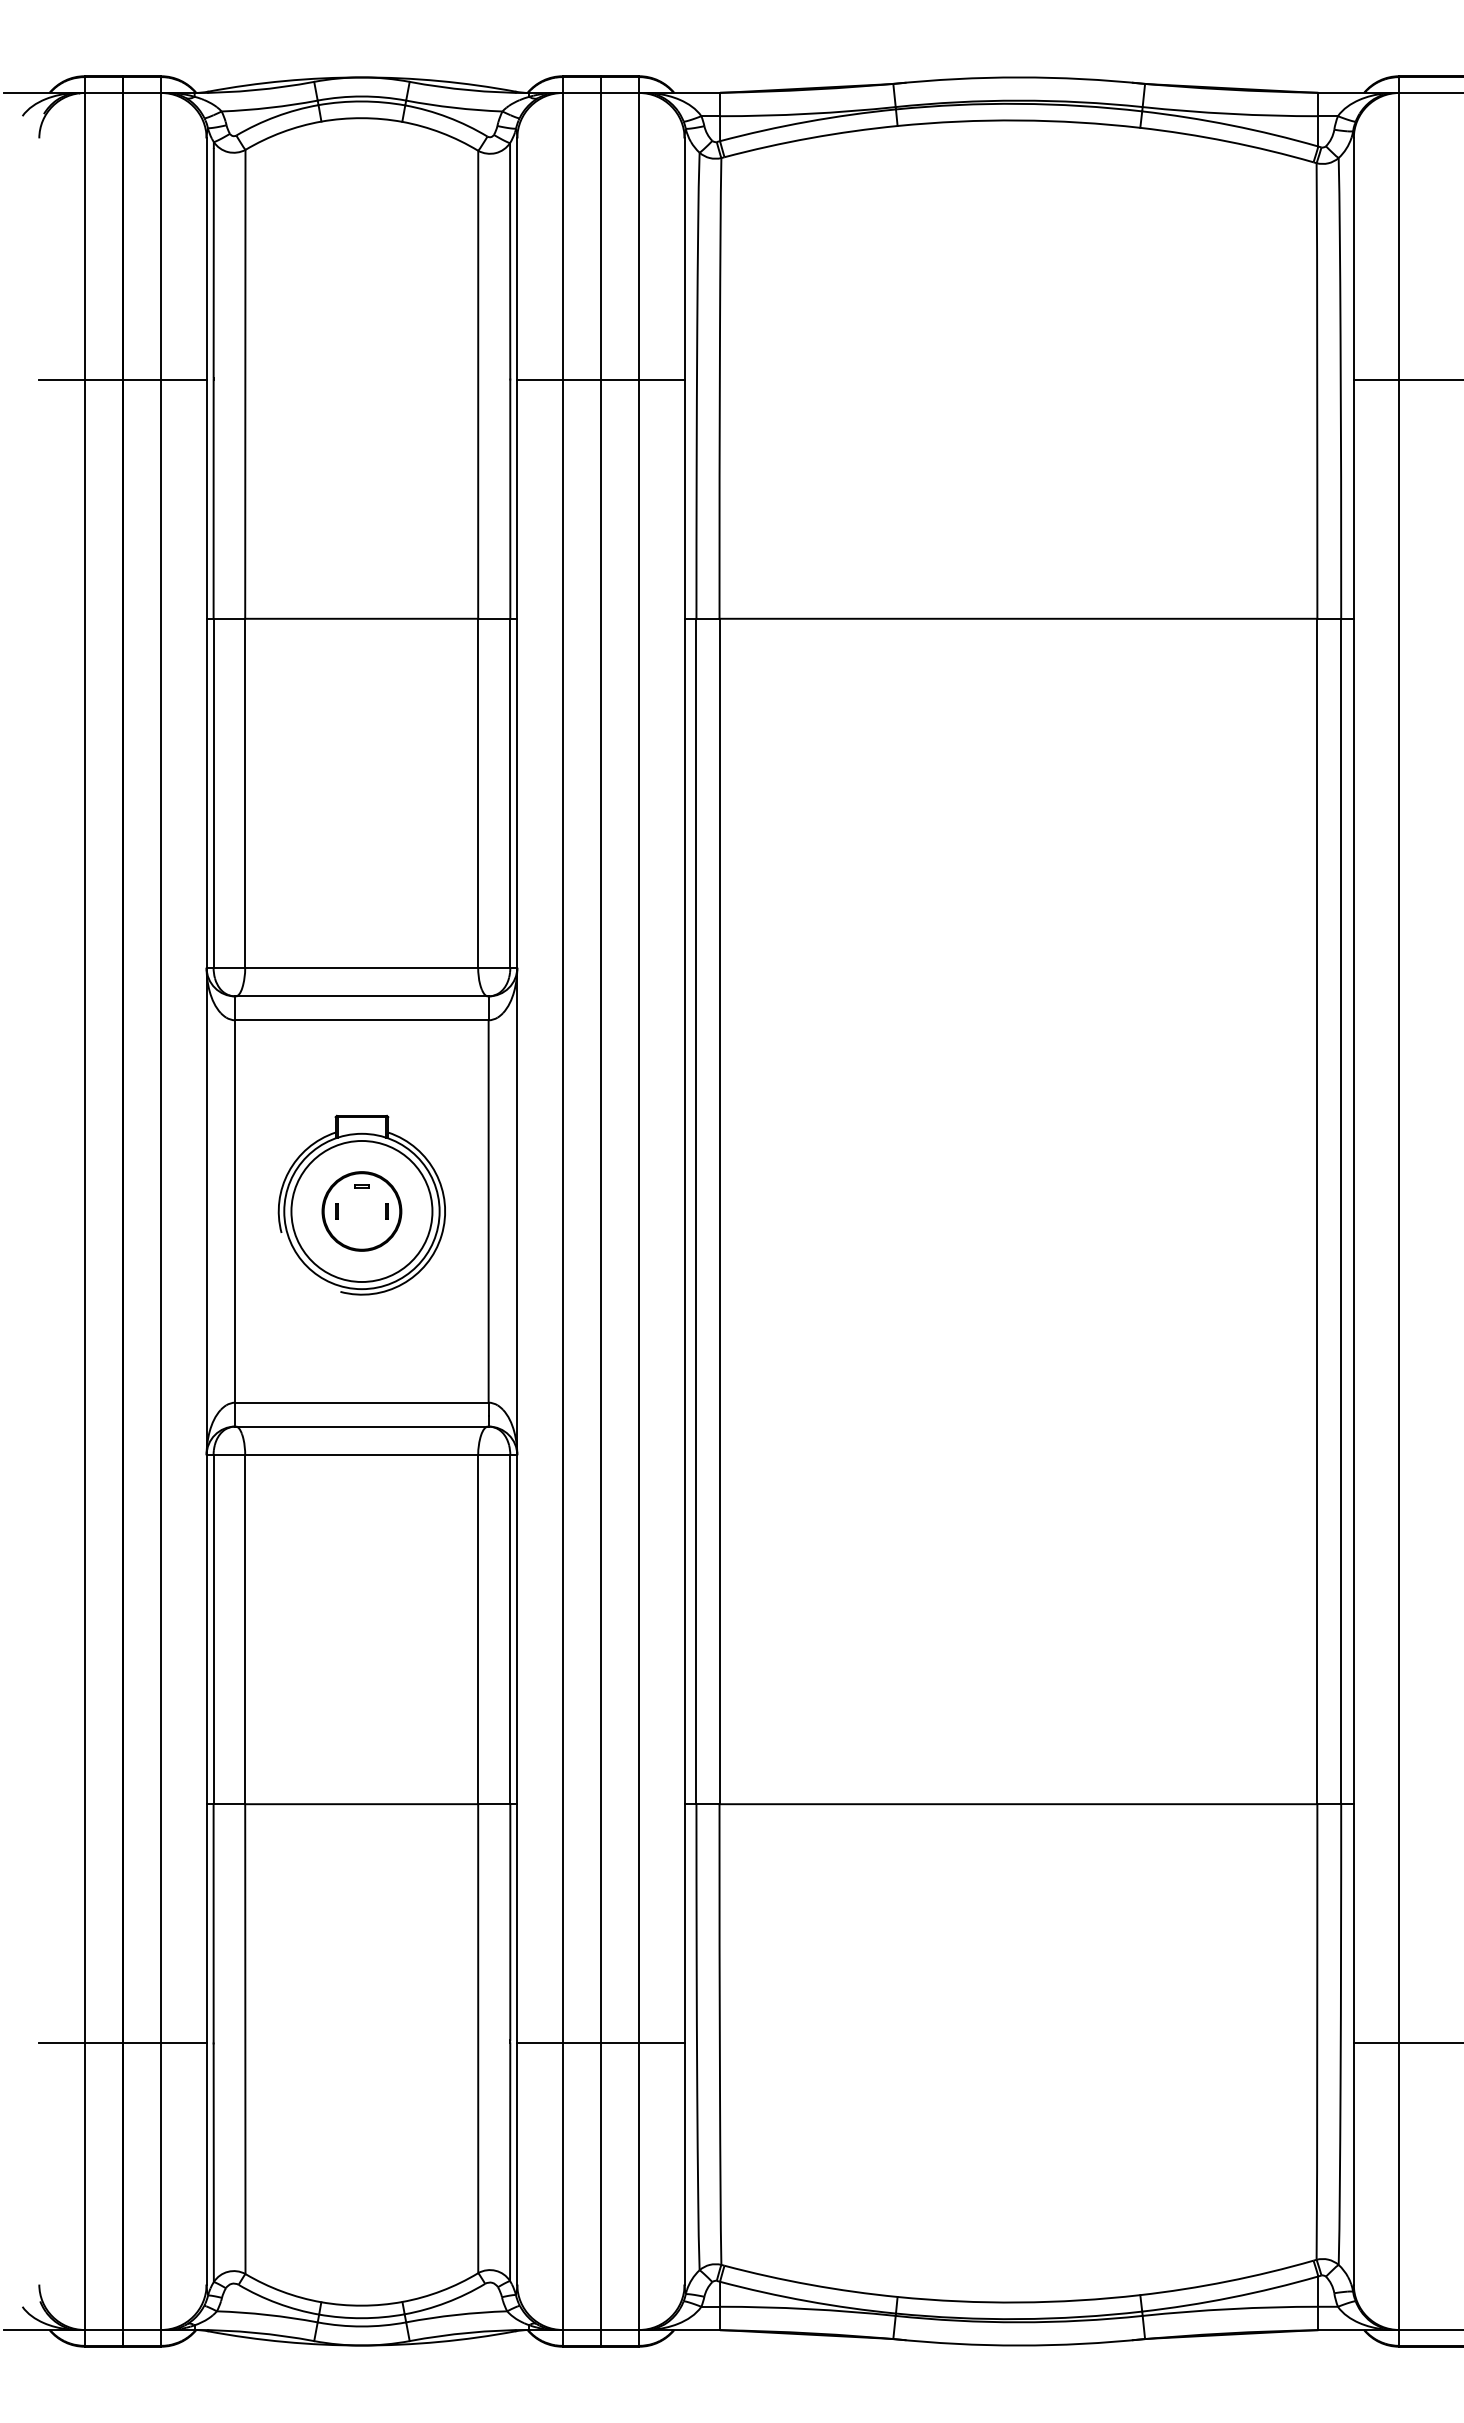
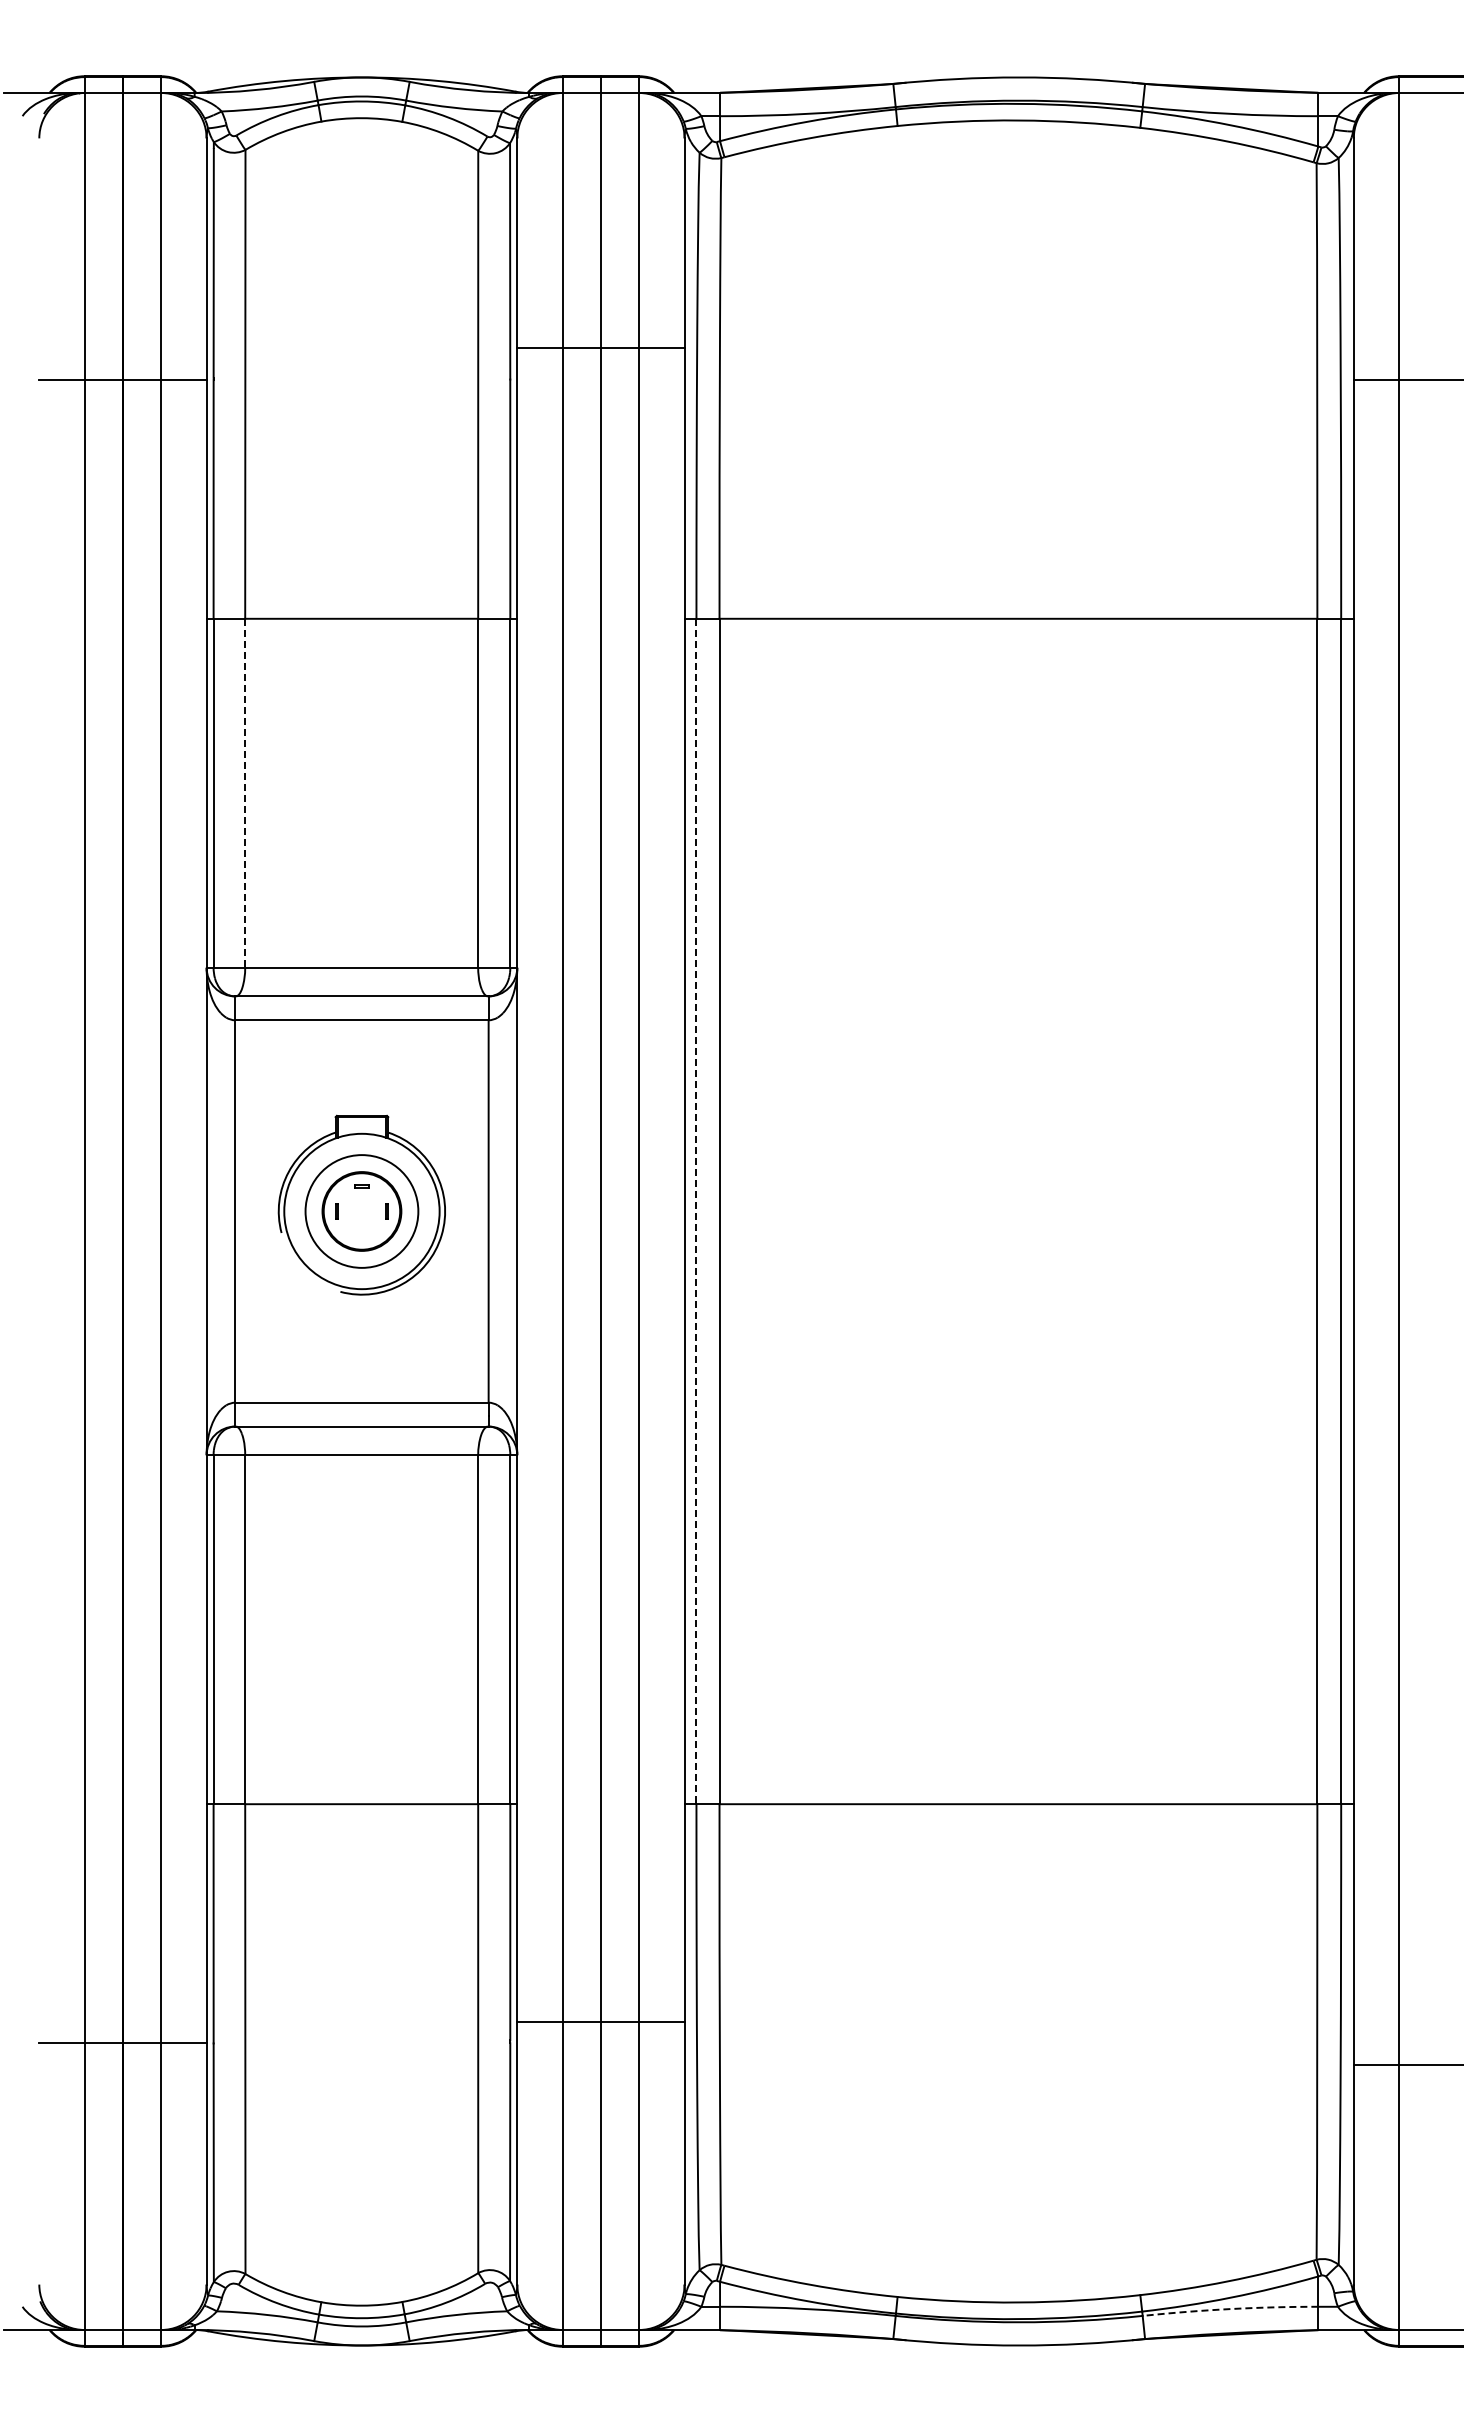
line position: (600, 379) -> (600, 347) (600, 347)
line: solid -> dashed (245, 793)
circle diameter: 141 px -> 113 px (361, 1211)
line: solid -> dashed (696, 1211)
line position: (600, 2043) -> (600, 2022) (600, 2022)
line position: (1406, 2043) -> (1406, 2065) (1406, 2065)
arc: solid -> dashed (1230, 2309)
